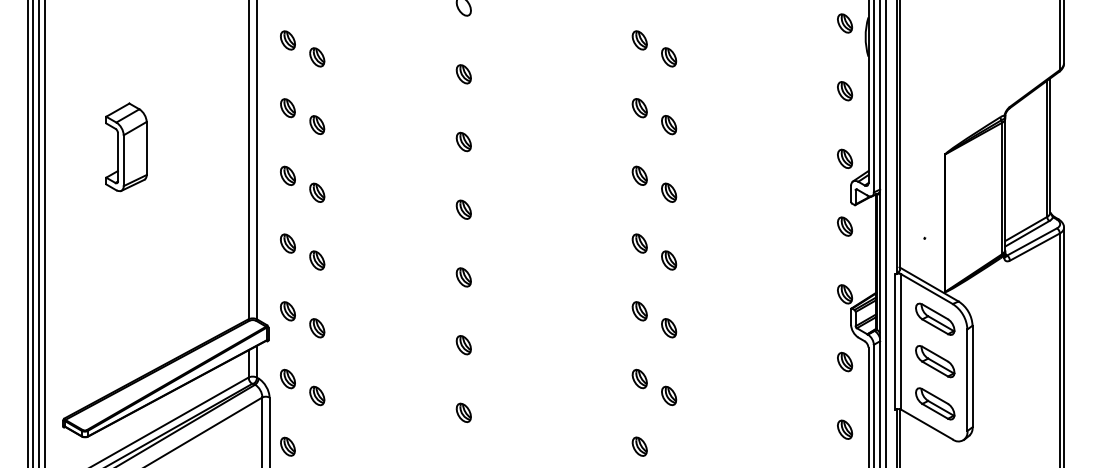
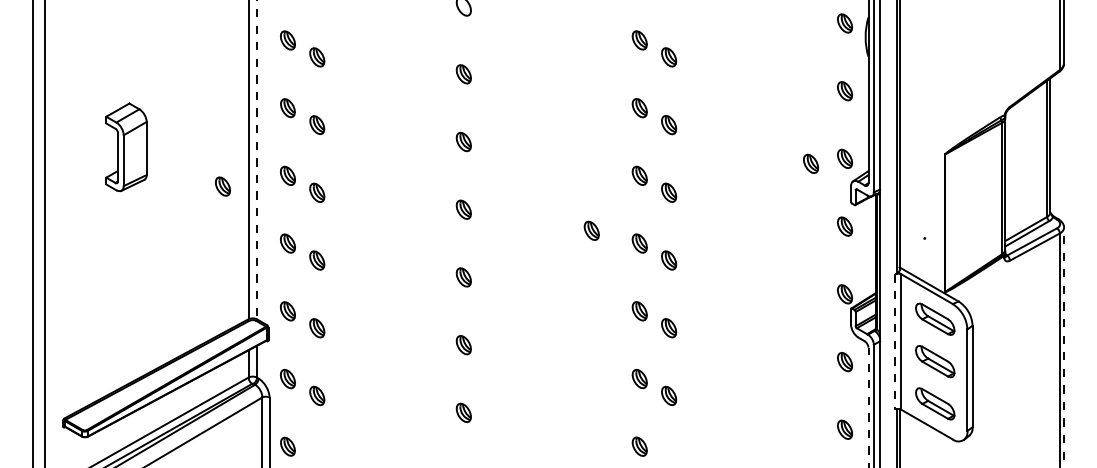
line: solid -> dashed (257, 160)
part: none -> present (811, 163)
part: none -> present (222, 186)
part: none -> present (591, 230)
line: present -> none (27, 233)
line: present -> none (39, 233)
line: present -> none (885, 233)
line: solid -> dashed (895, 341)
line: solid -> dashed (1064, 347)
line: solid -> dashed (868, 407)
